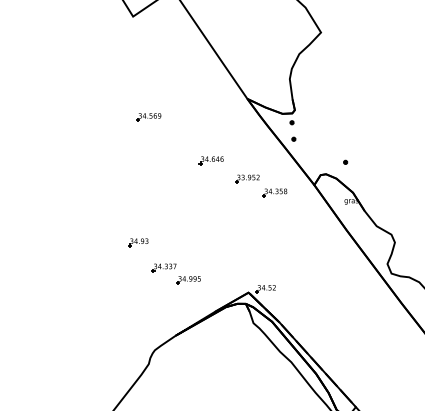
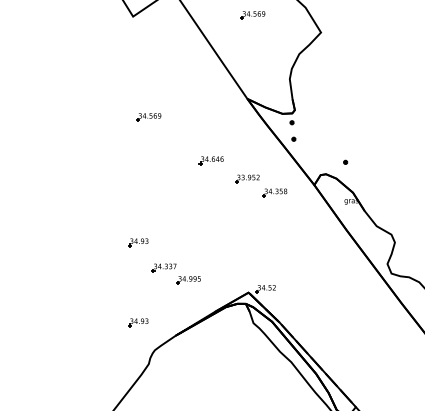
part: none -> present (252, 15)
part: none -> present (138, 322)
